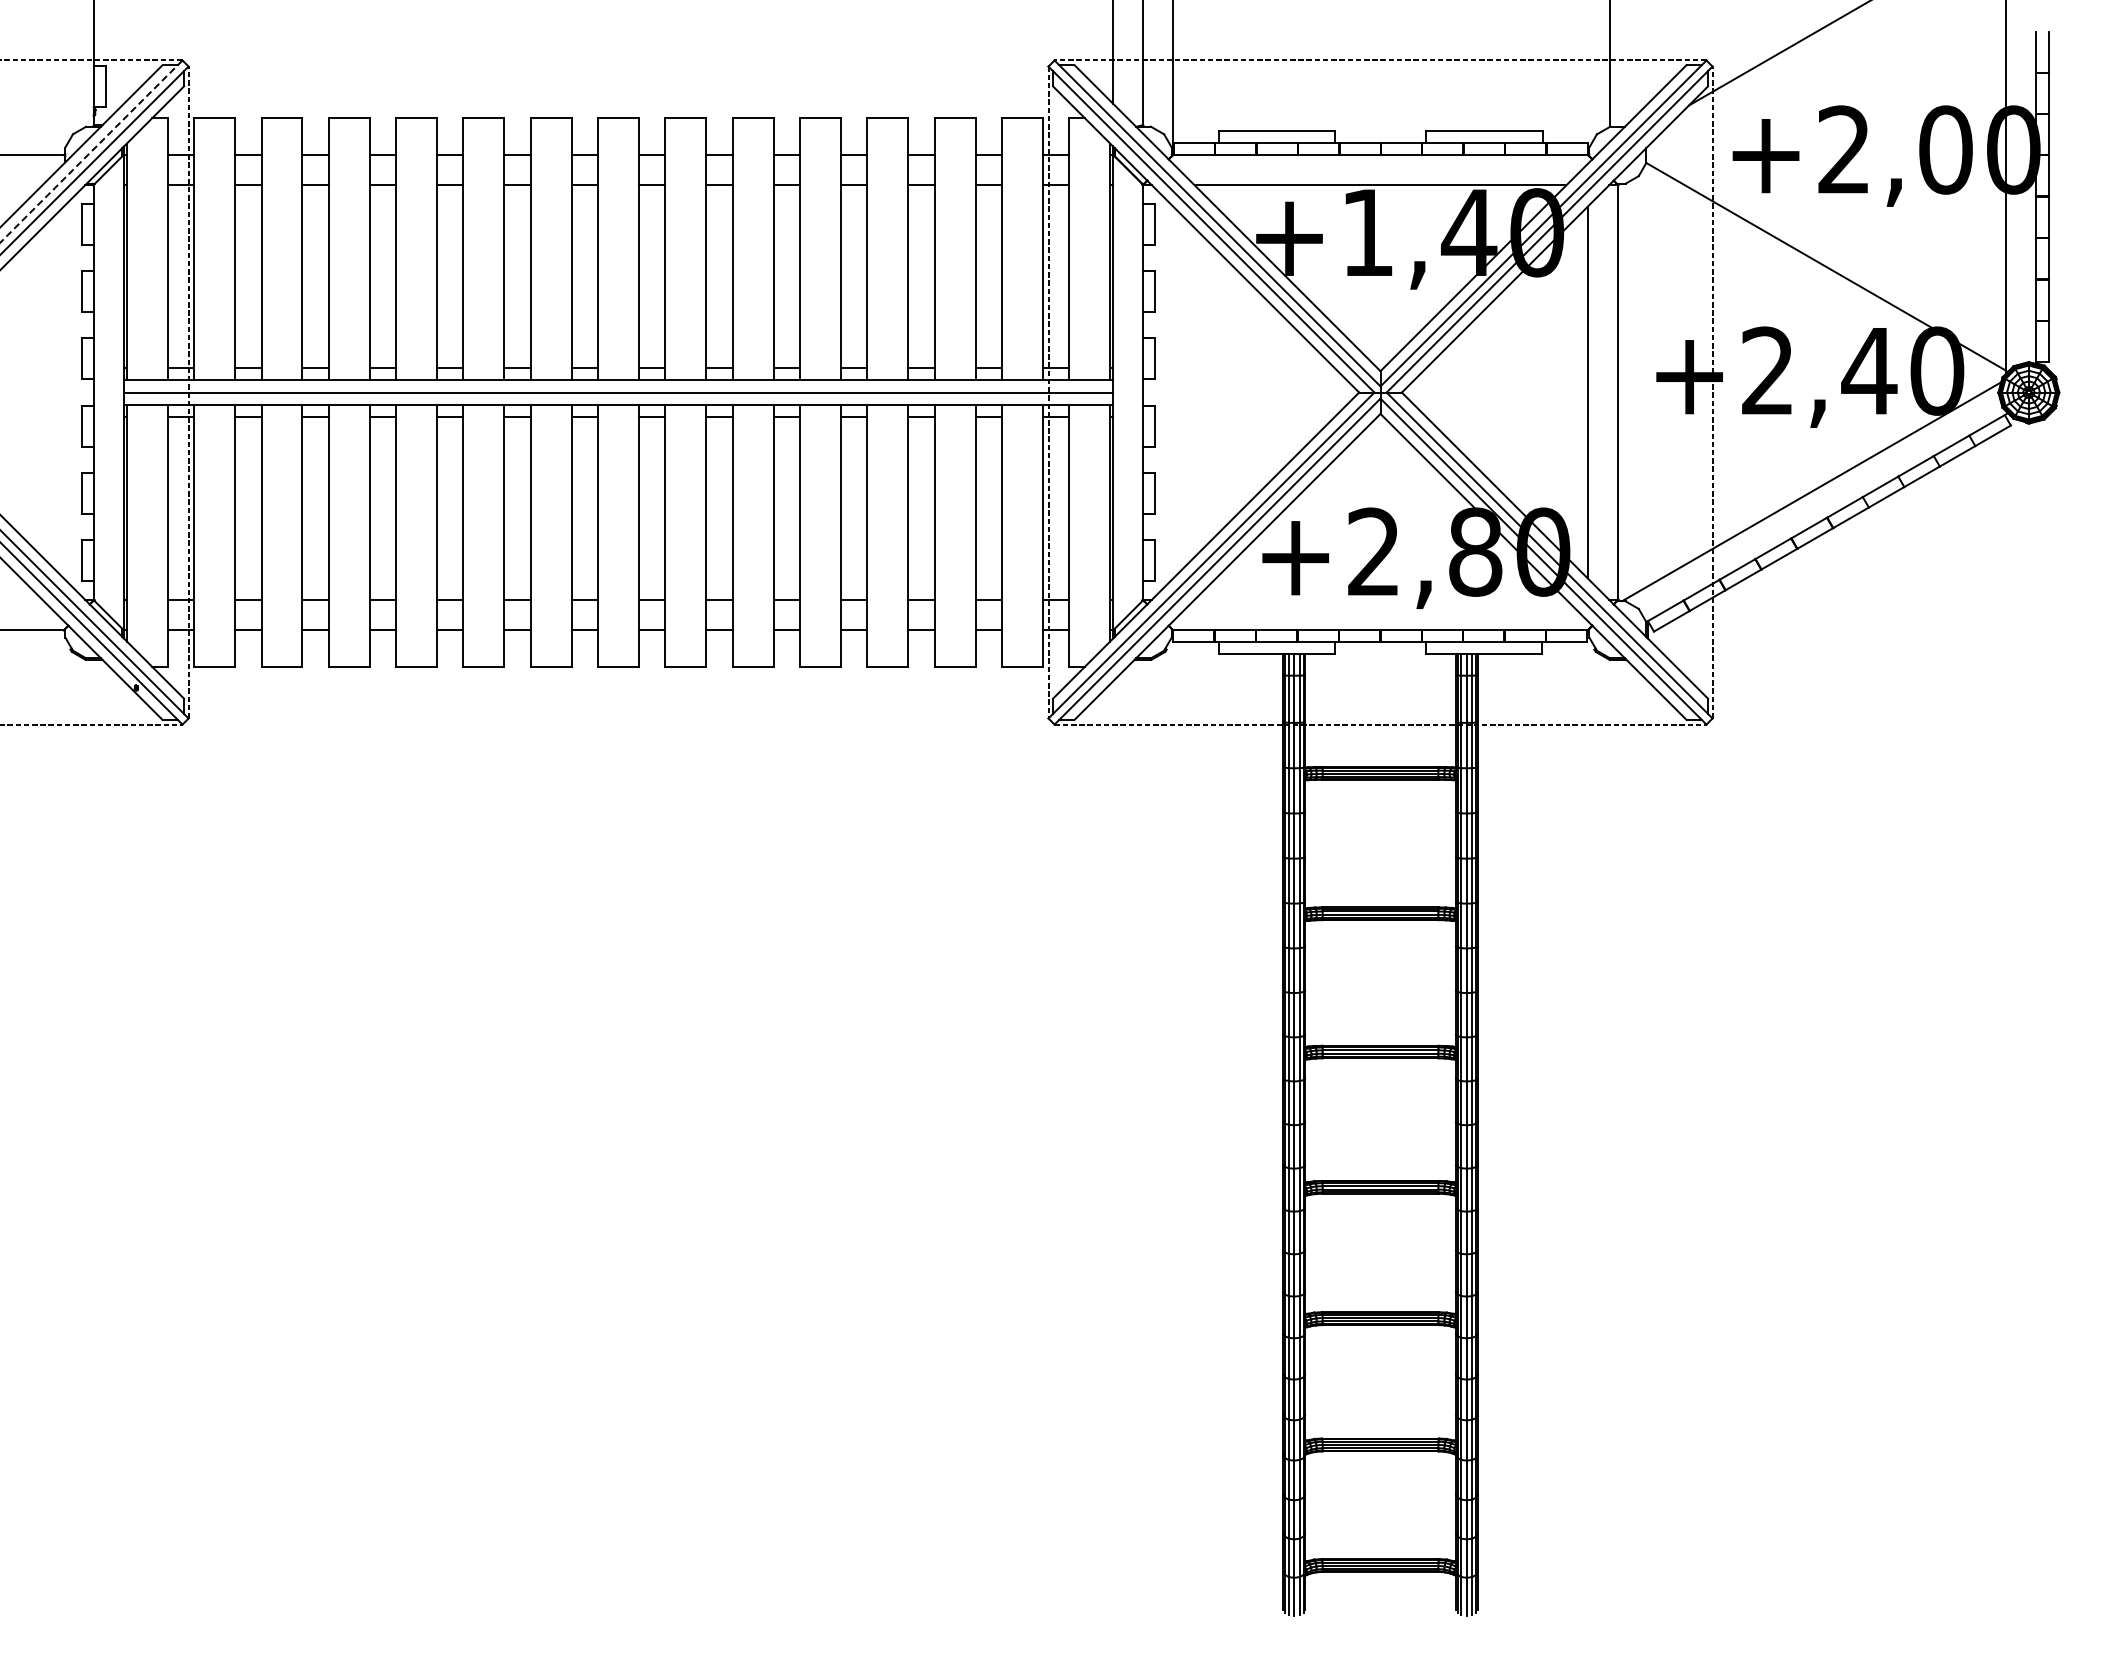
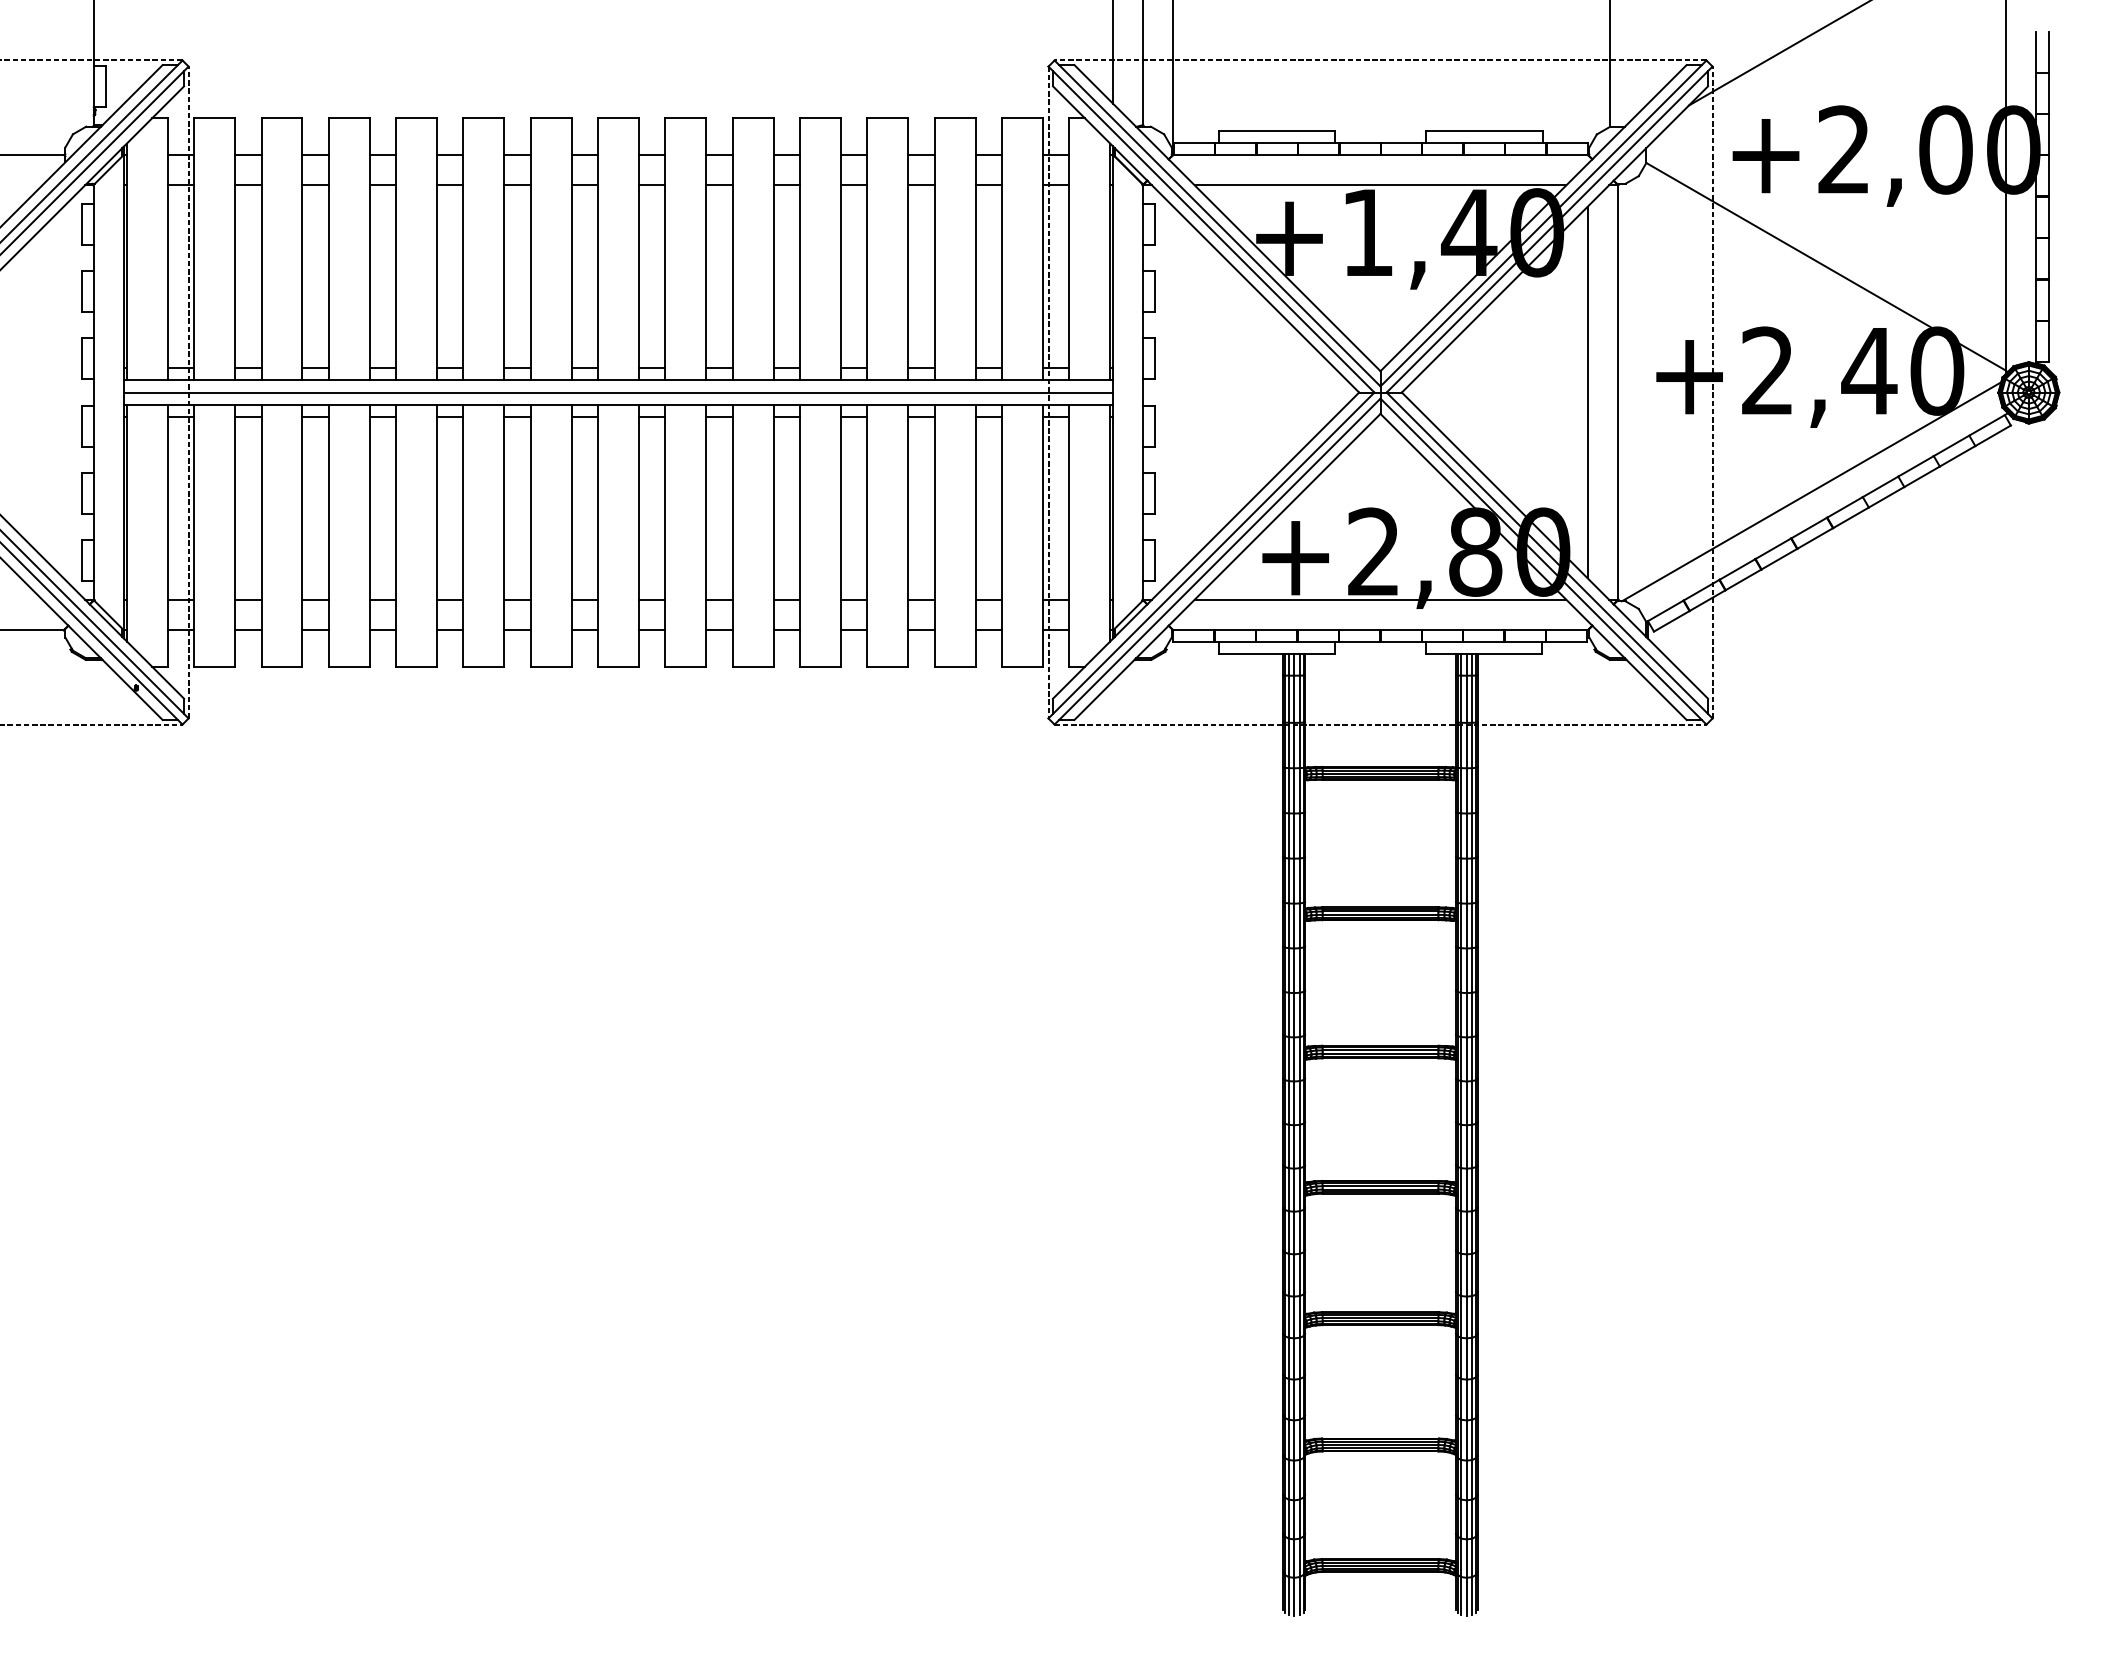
line: dashed -> solid (91, 151)
line: none -> present (1380, 599)
